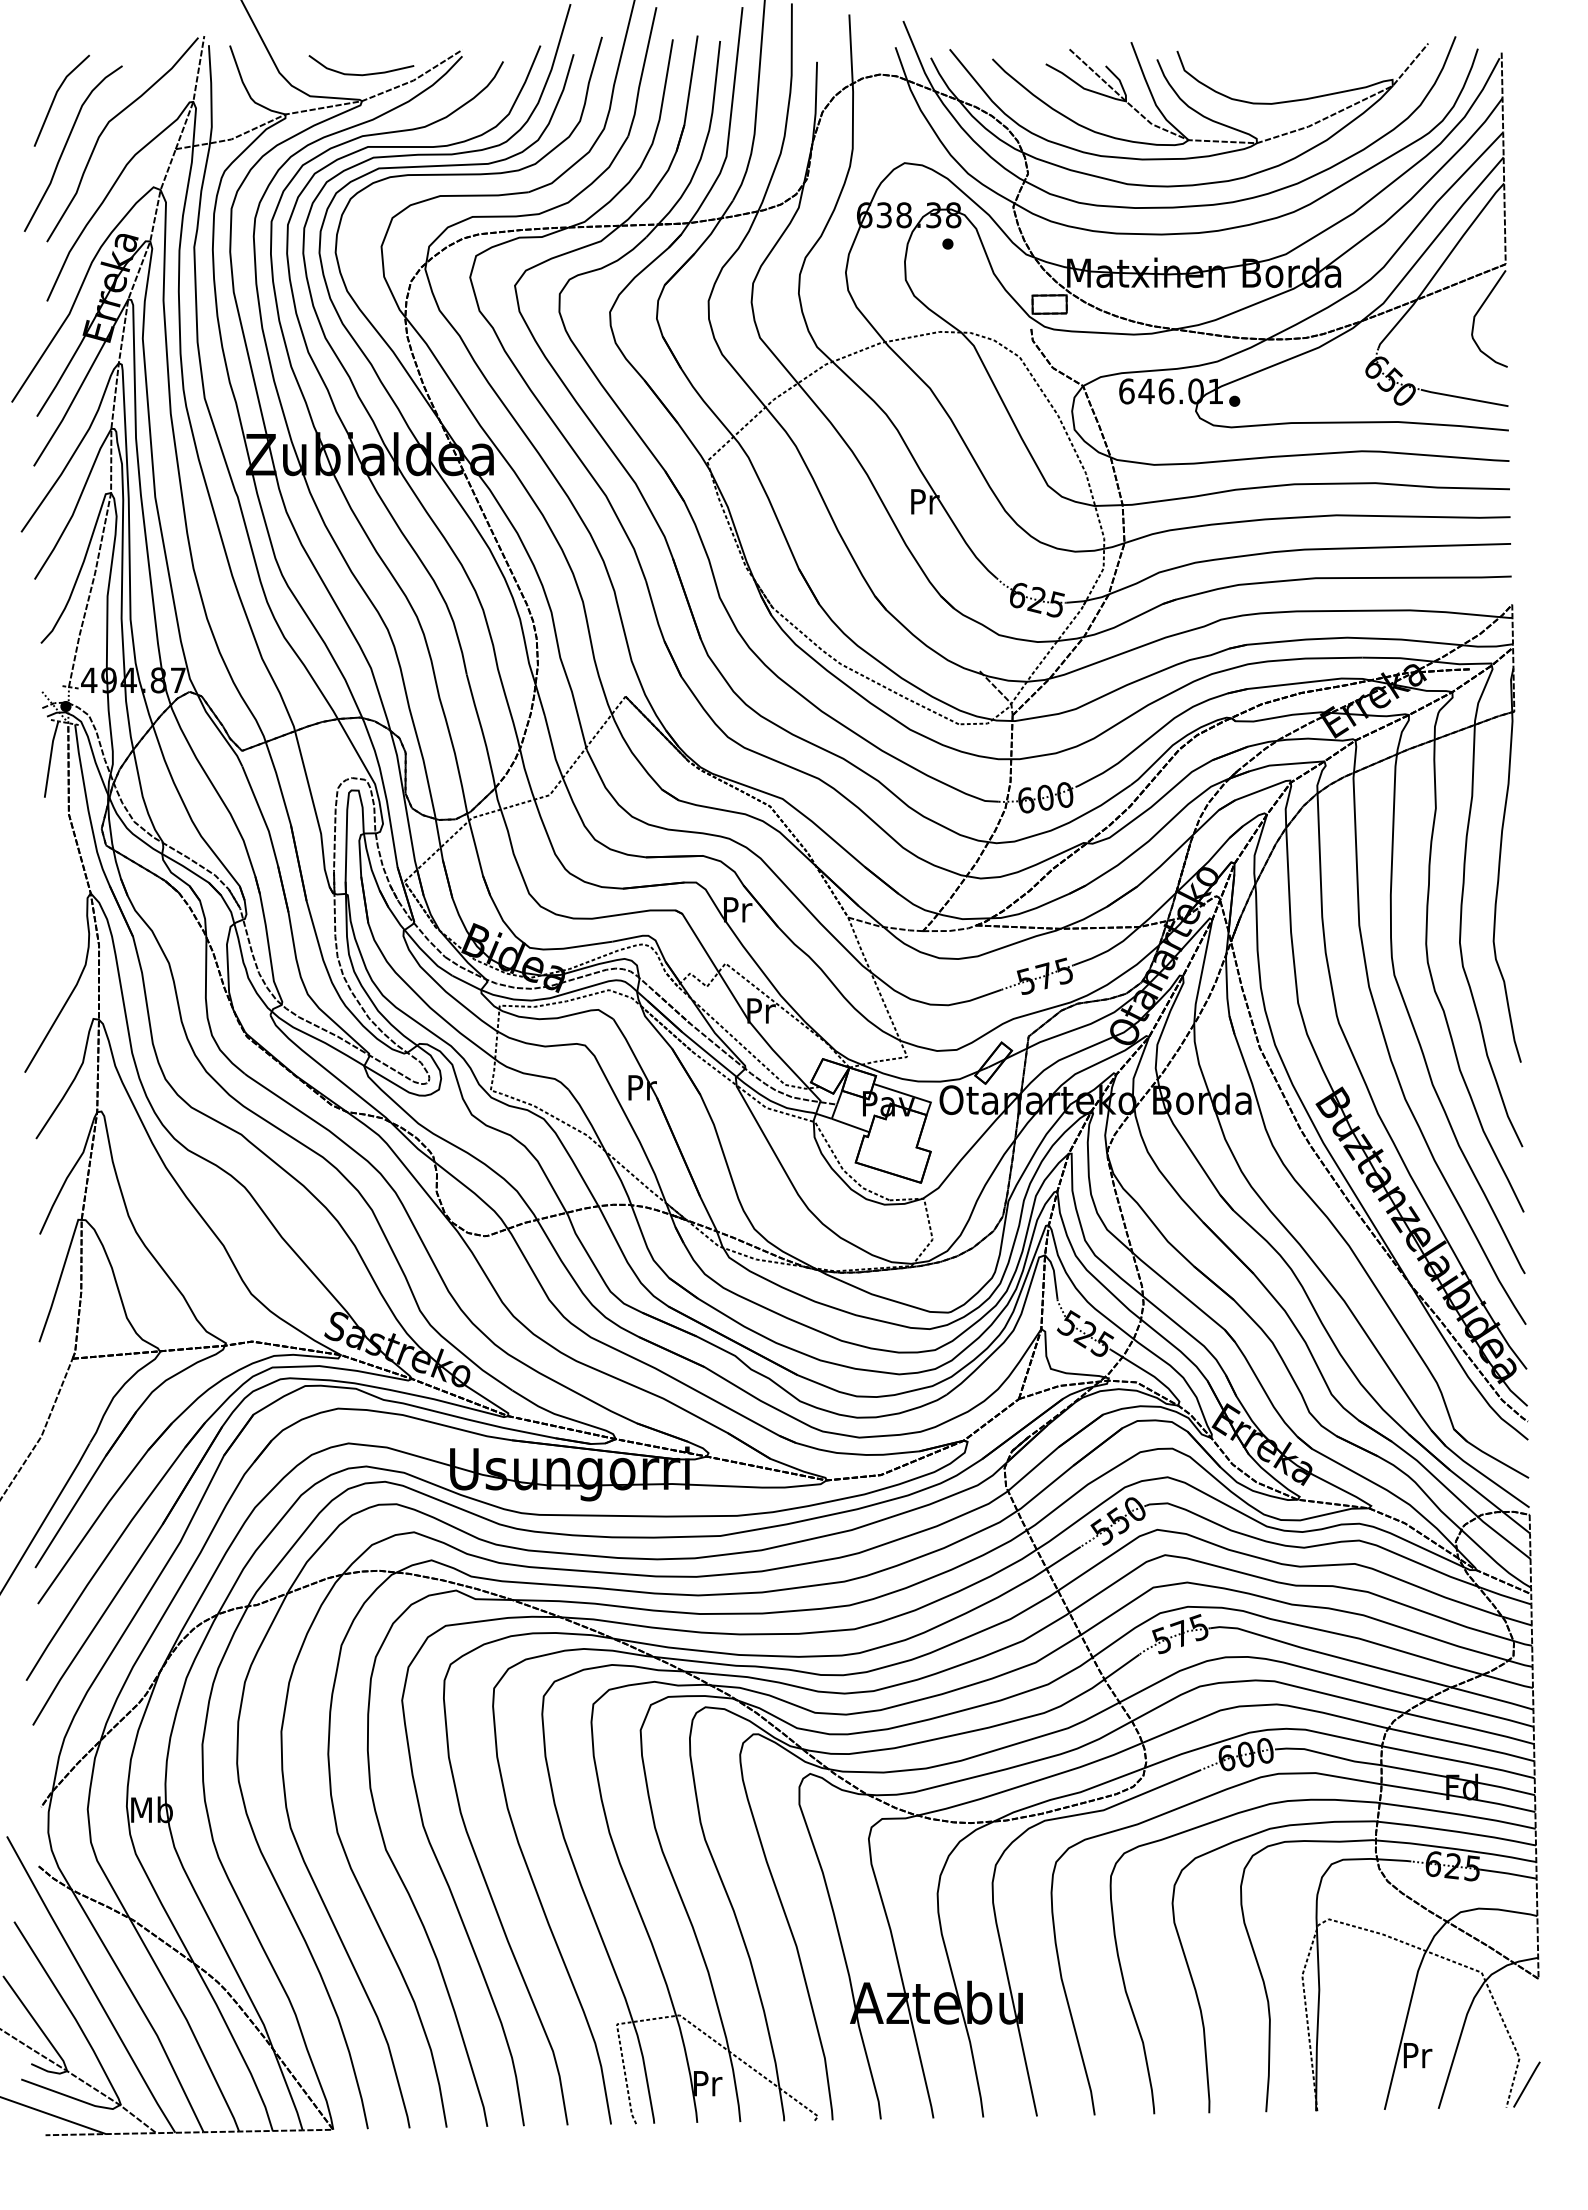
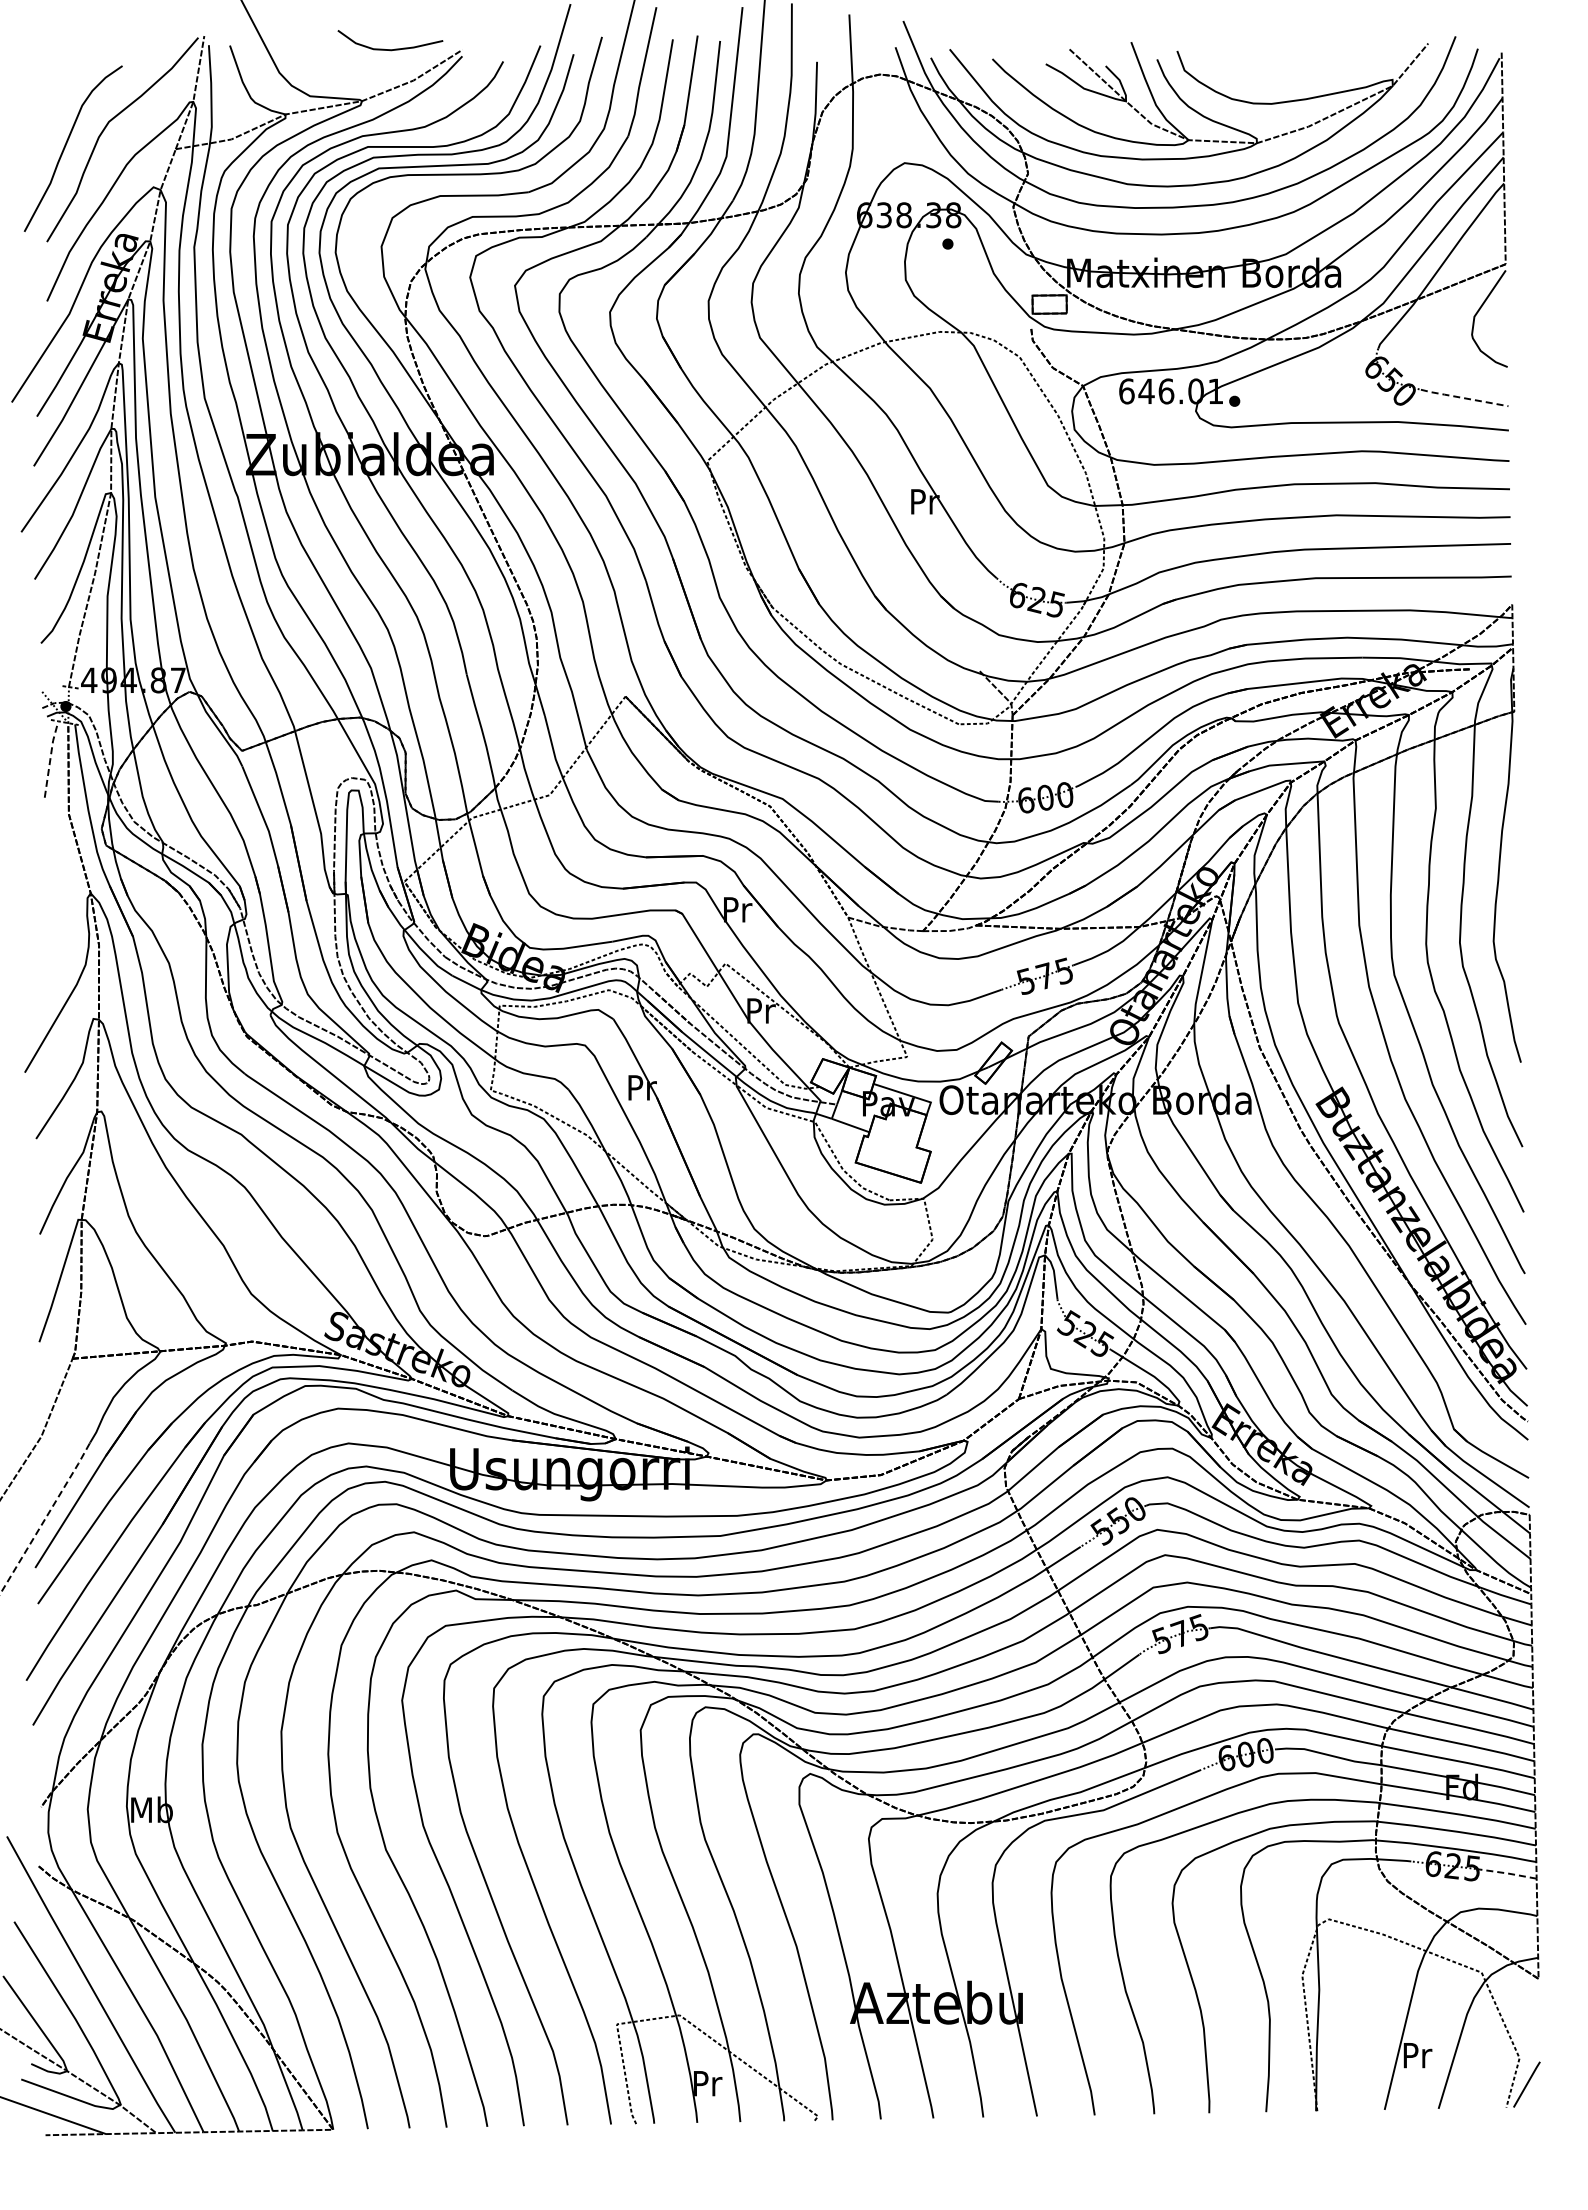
curve position: (361, 74) -> (390, 49) (390, 49)
line: present -> none (55, 98)
line: solid -> dashed (1463, 398)
line: solid -> dashed (50, 757)
line: solid -> dashed (45, 1518)
line: solid -> dashed (1507, 1873)
